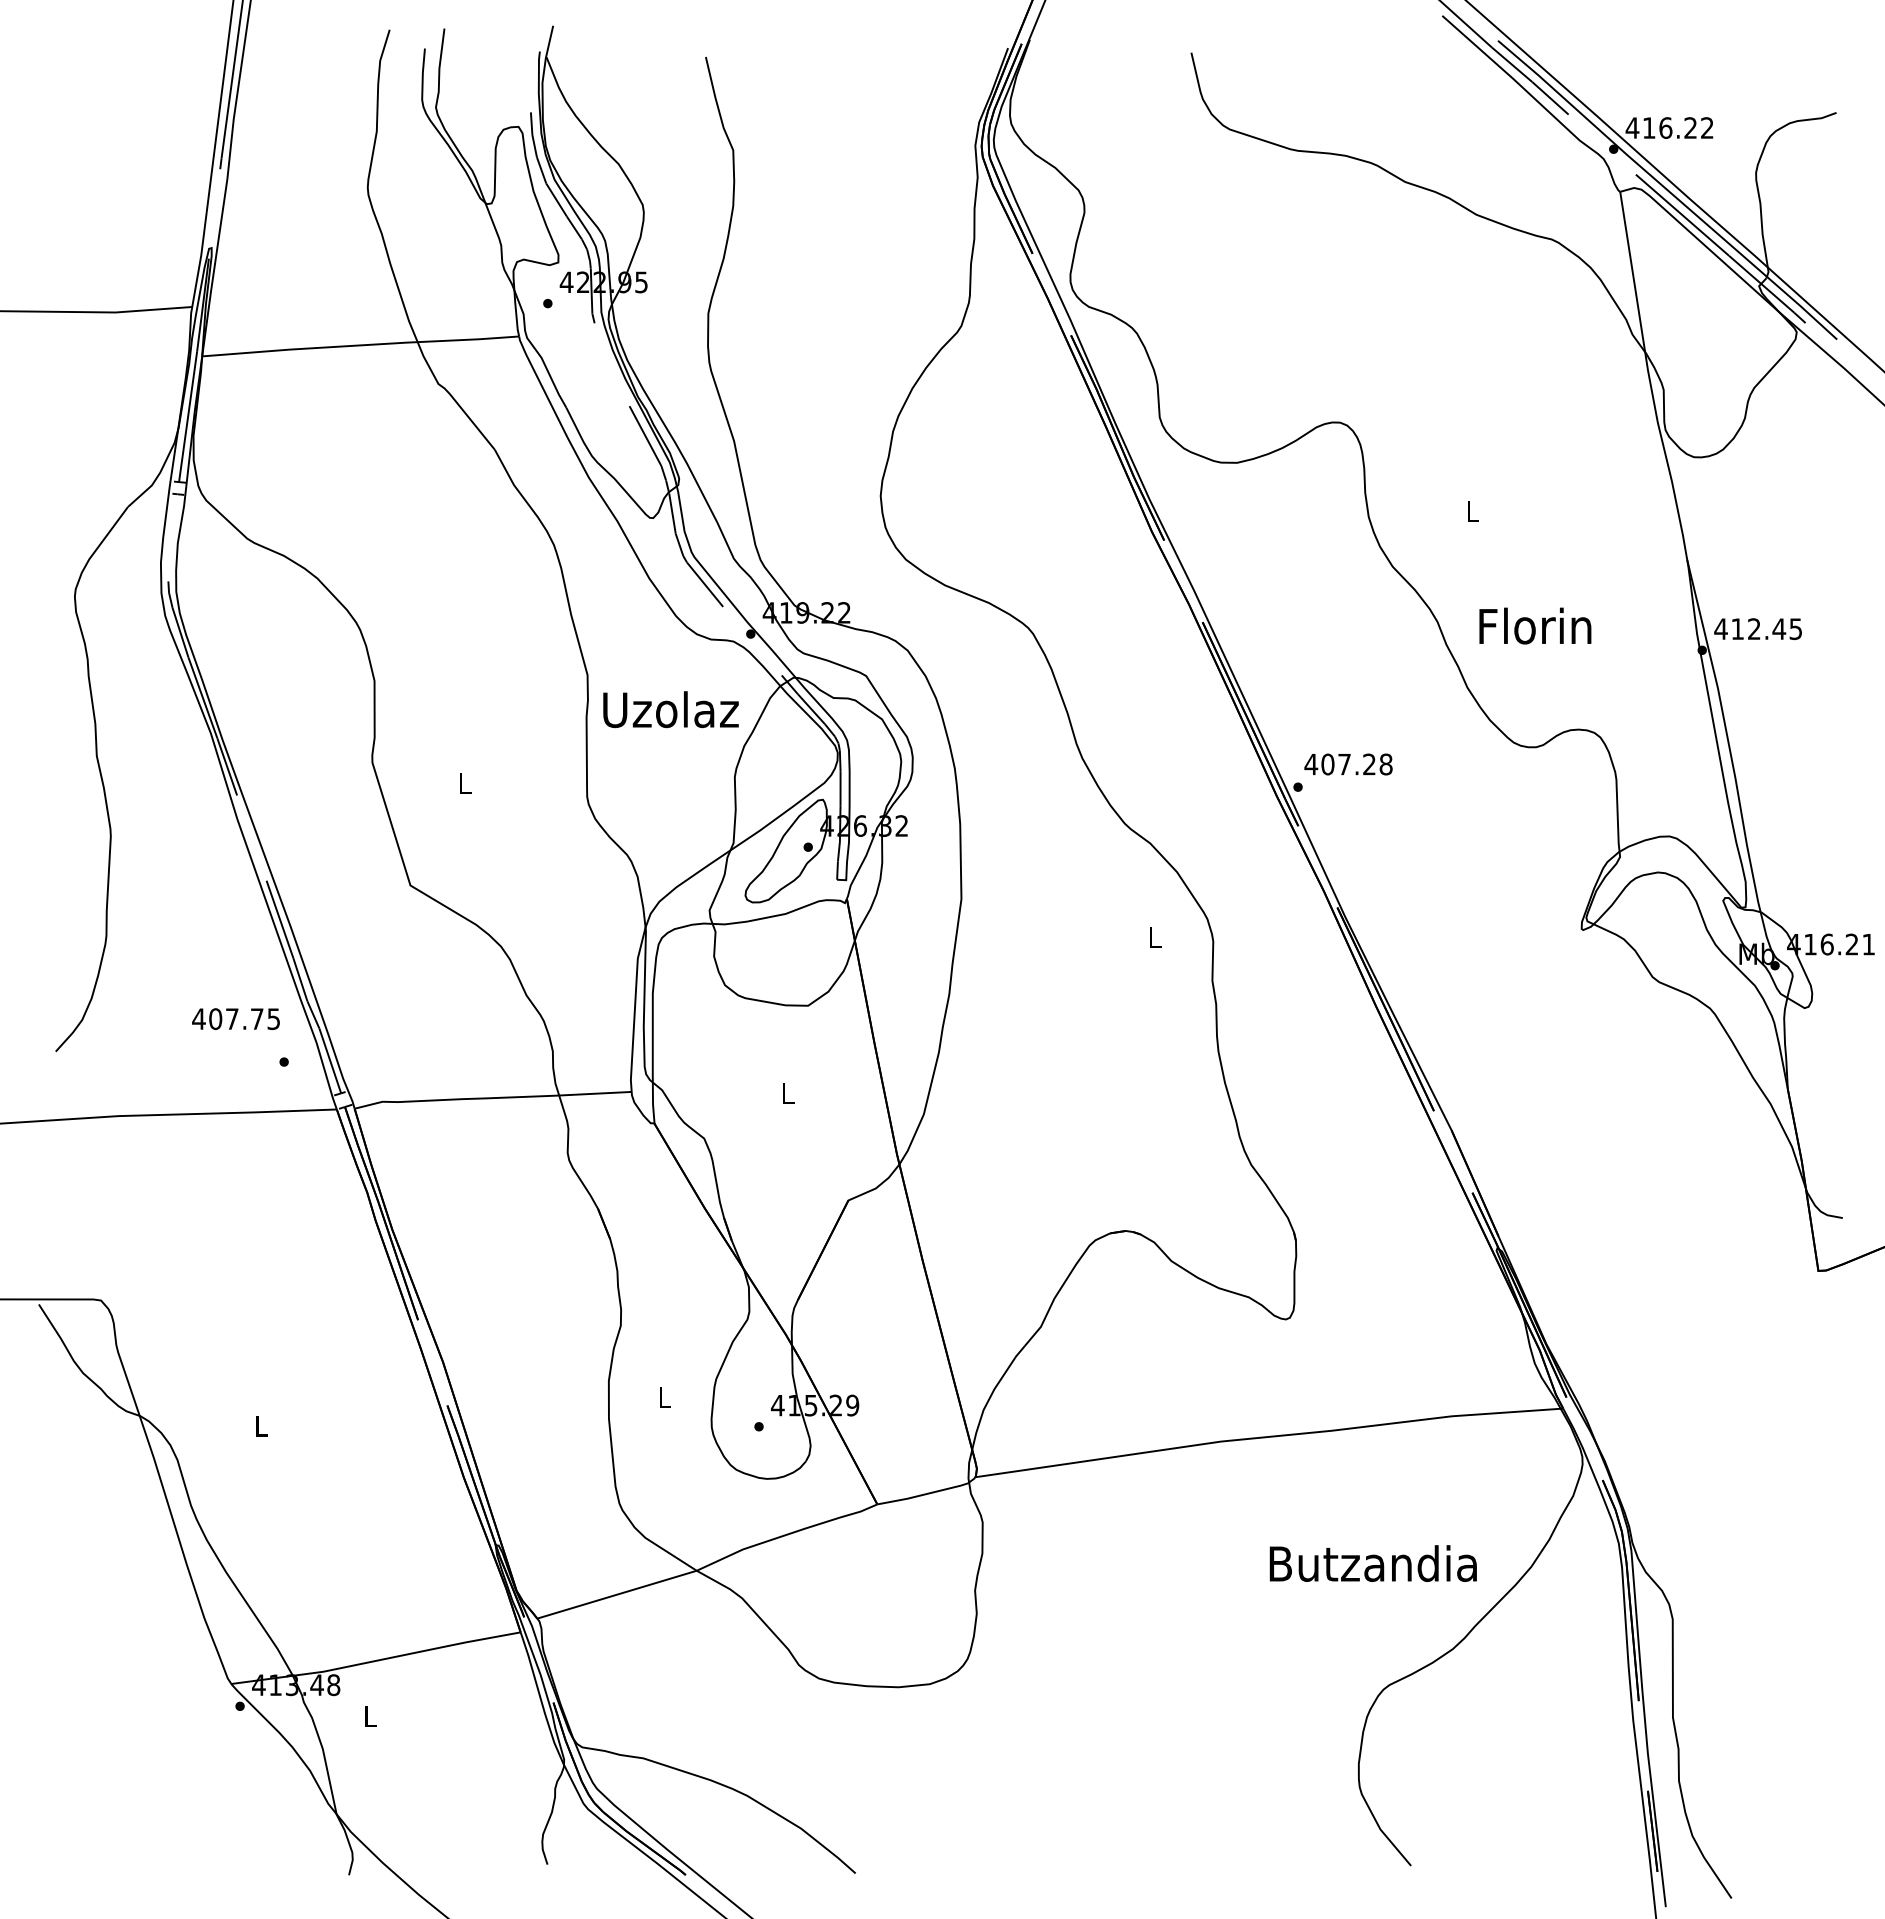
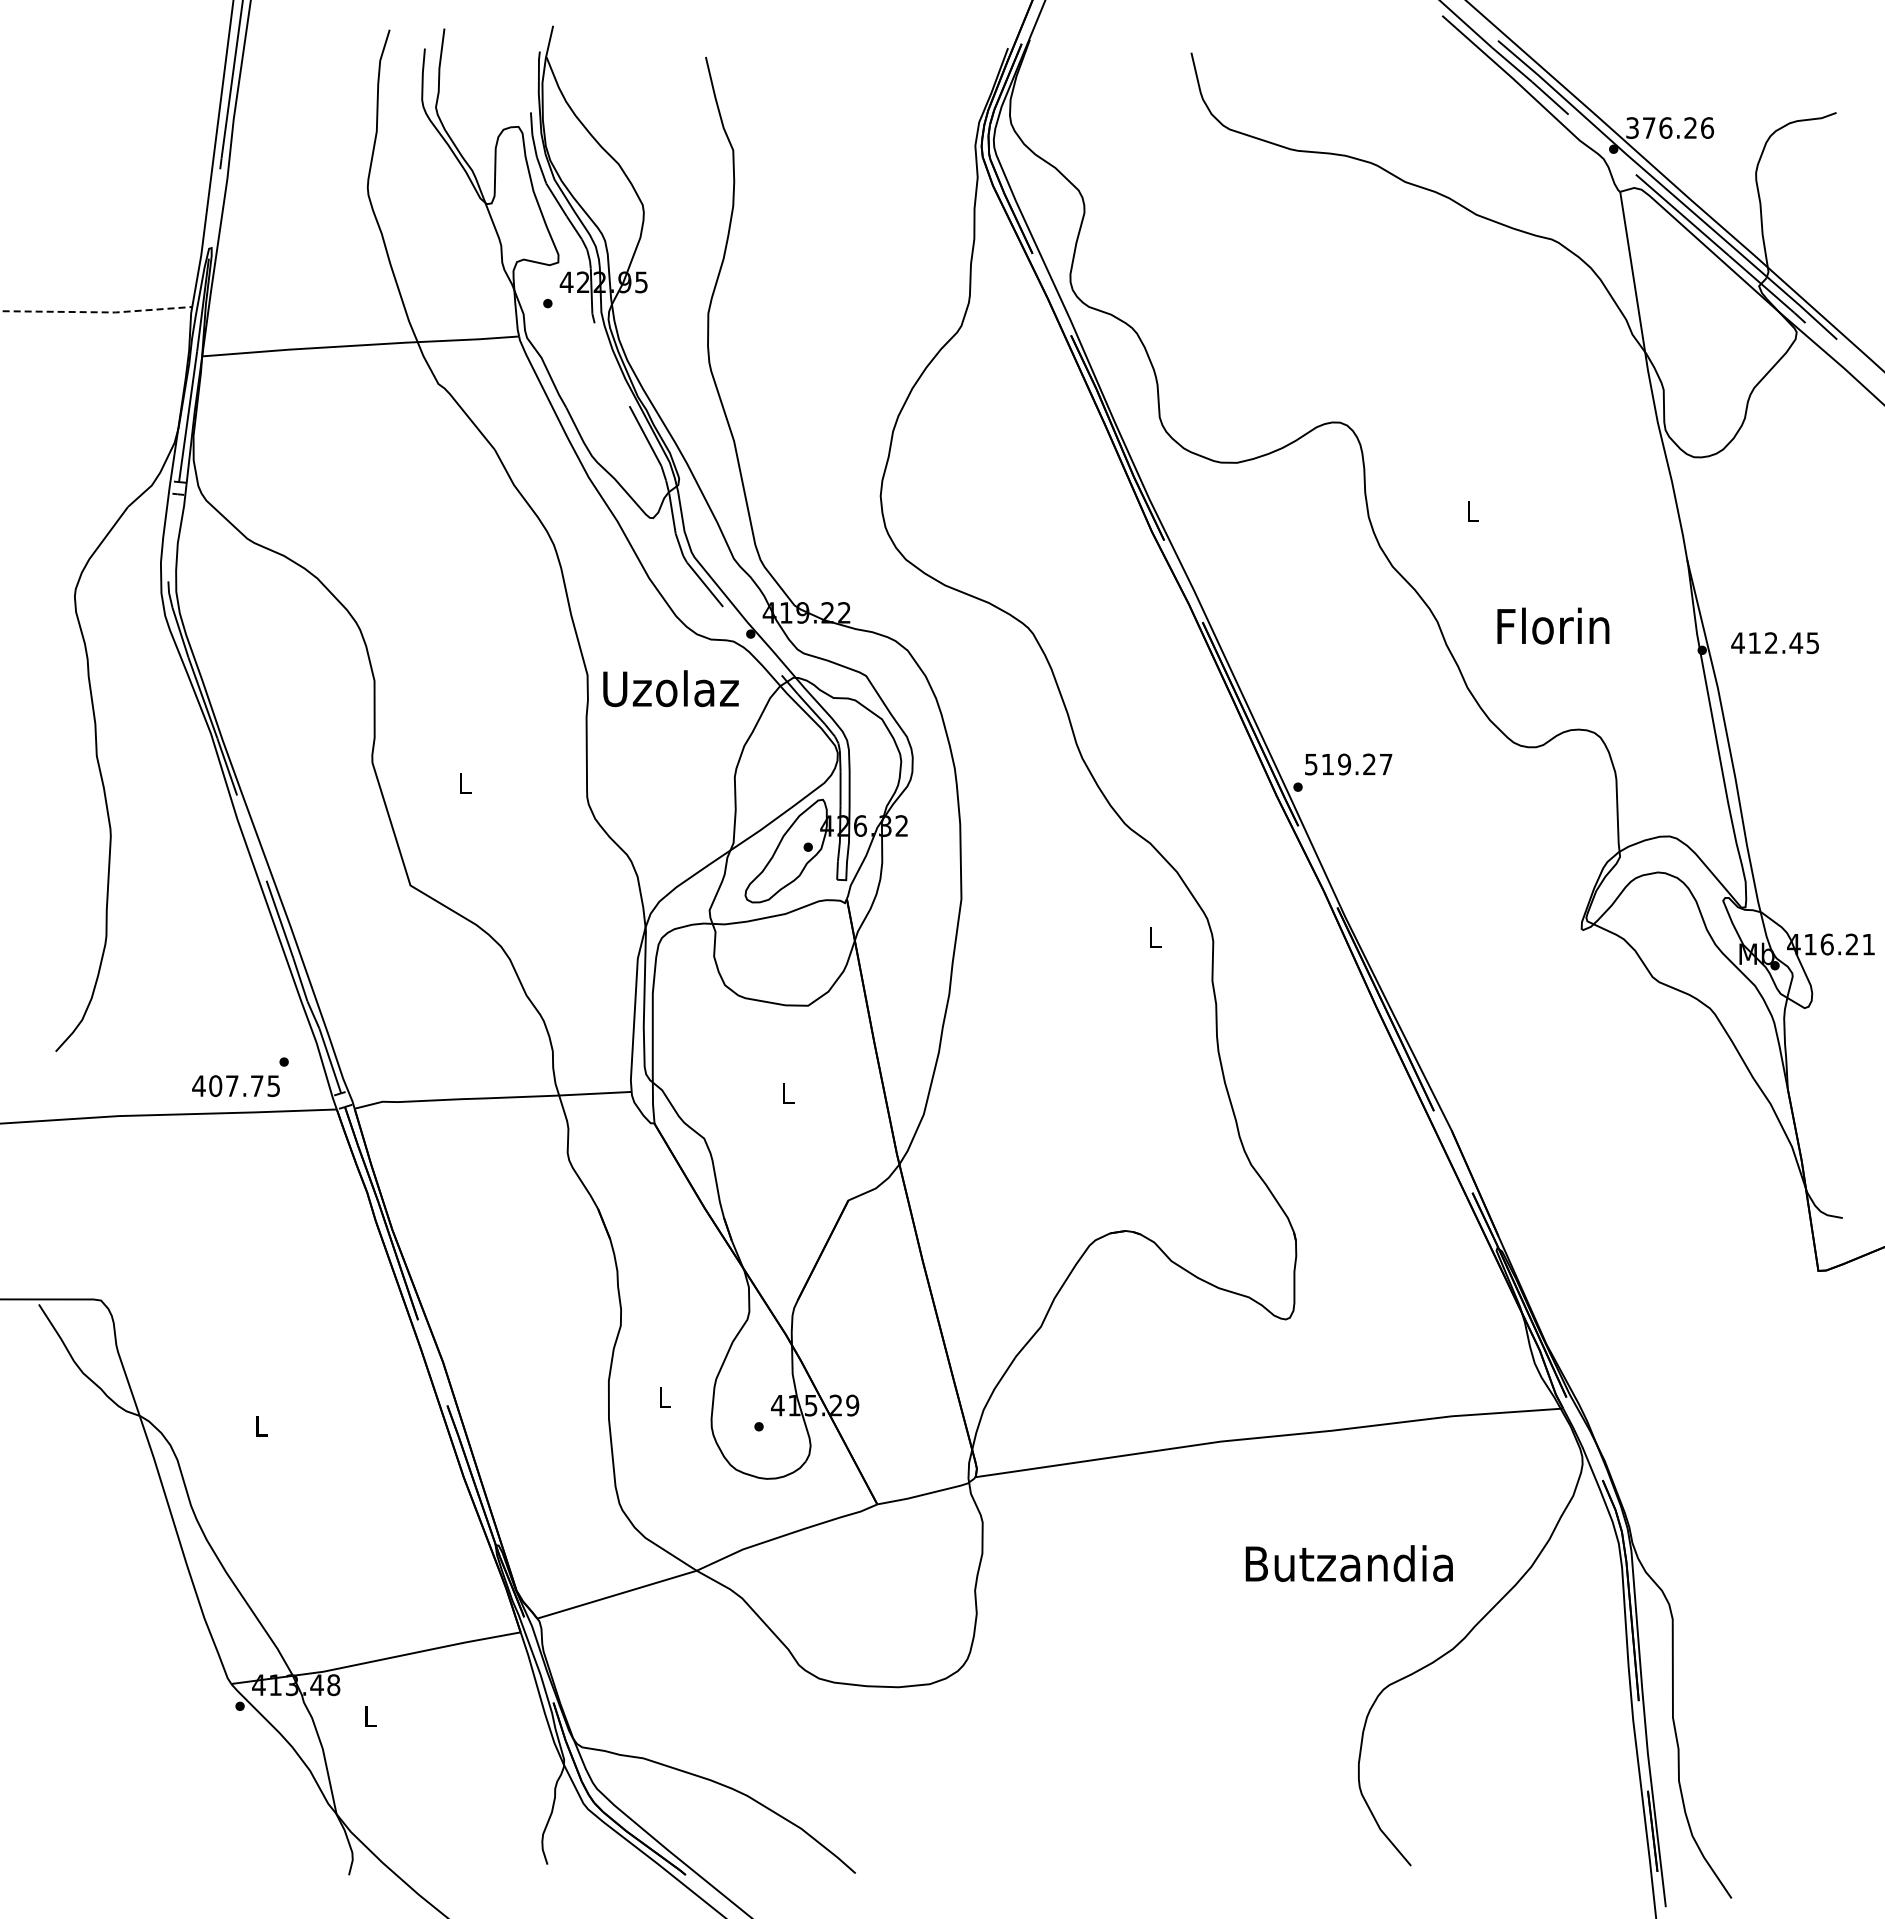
text: 416.22 -> 376.26 (1669, 127)
line: solid -> dashed (97, 312)
text position: (1535, 625) -> (1553, 625) (1553, 625)
text position: (1757, 629) -> (1774, 643) (1774, 643)
text position: (670, 709) -> (670, 688) (670, 688)
text: 407.28 -> 519.27 (1348, 764)
text position: (235, 1019) -> (235, 1086) (235, 1086)
text position: (1372, 1563) -> (1348, 1563) (1348, 1563)
